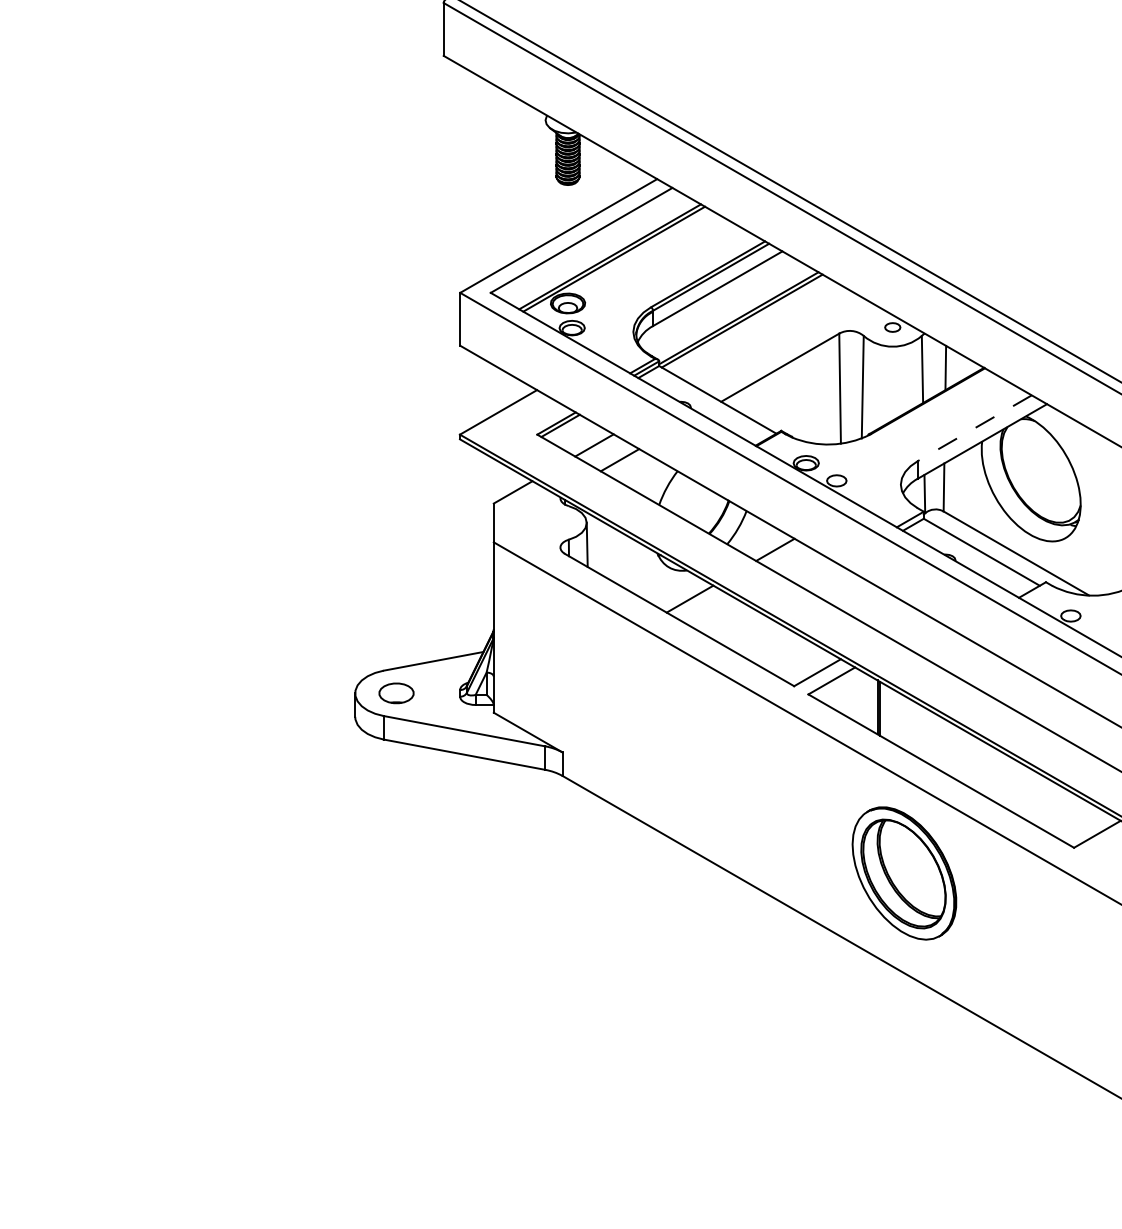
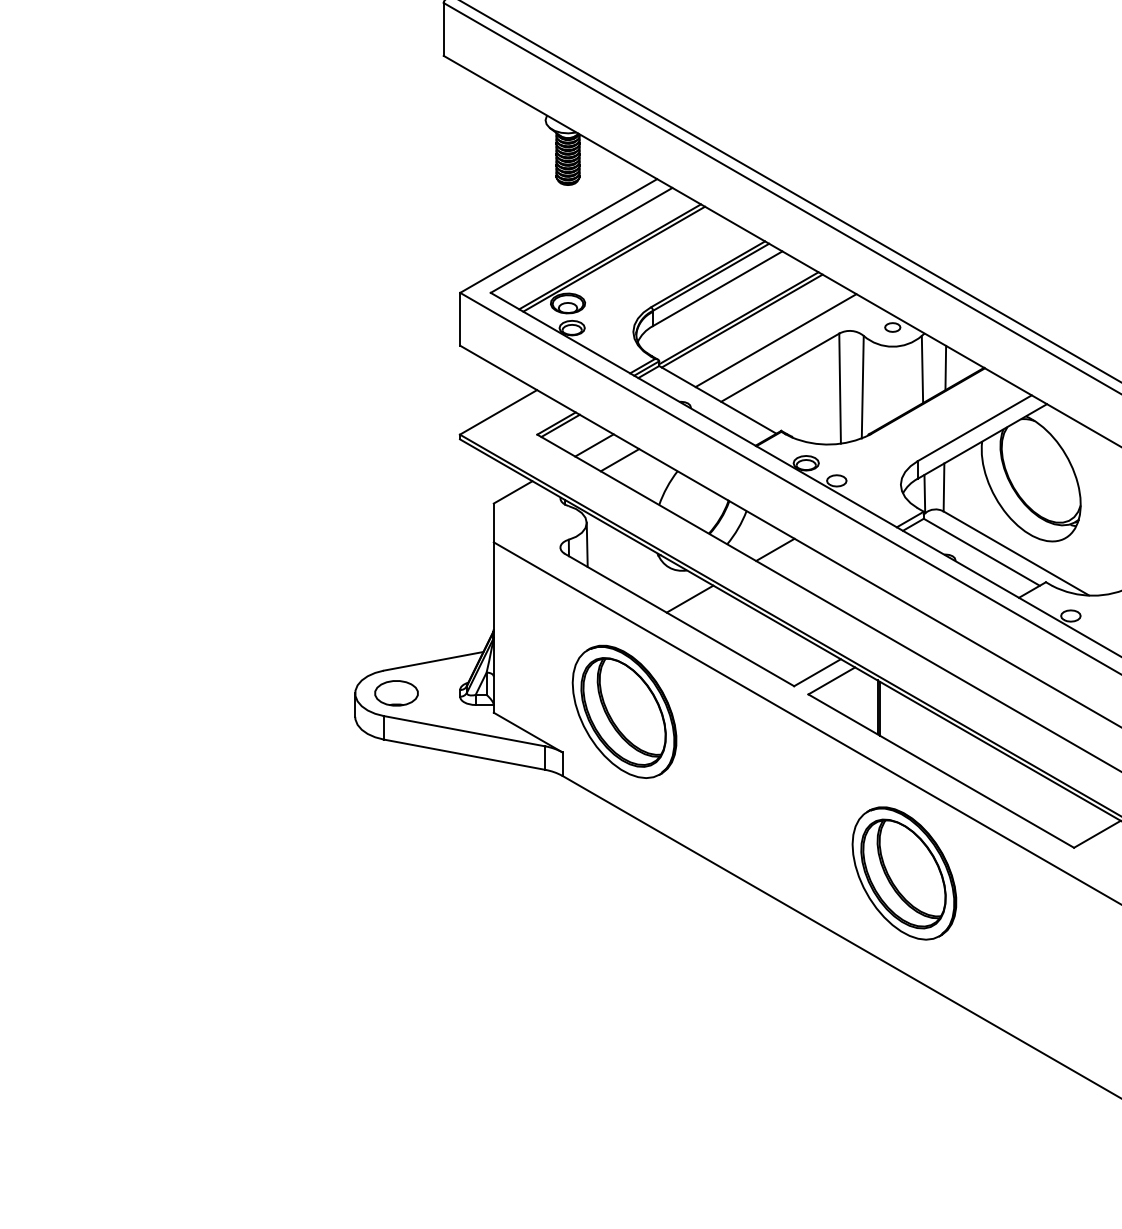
line: none -> present (775, 340)
line: dashed -> solid (974, 428)
part size: 37x23 px -> 45x27 px (396, 693)
part: none -> present (624, 711)
